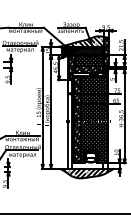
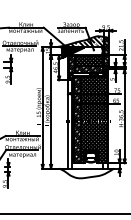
hatch: present -> none (86, 50)
hatch: present -> none (85, 173)
